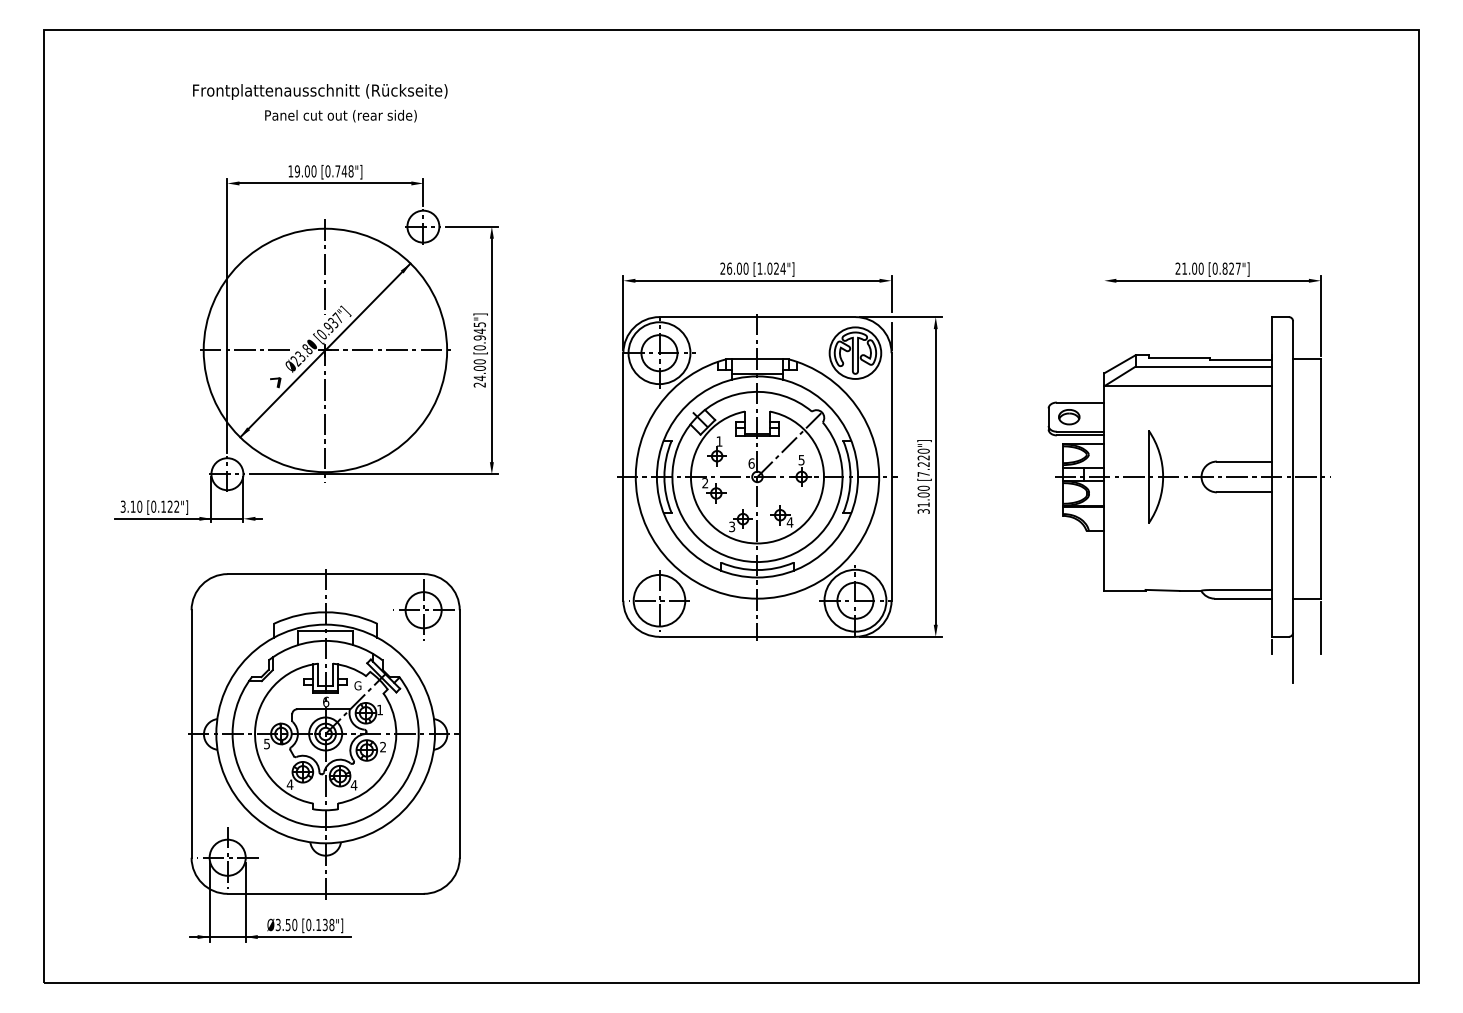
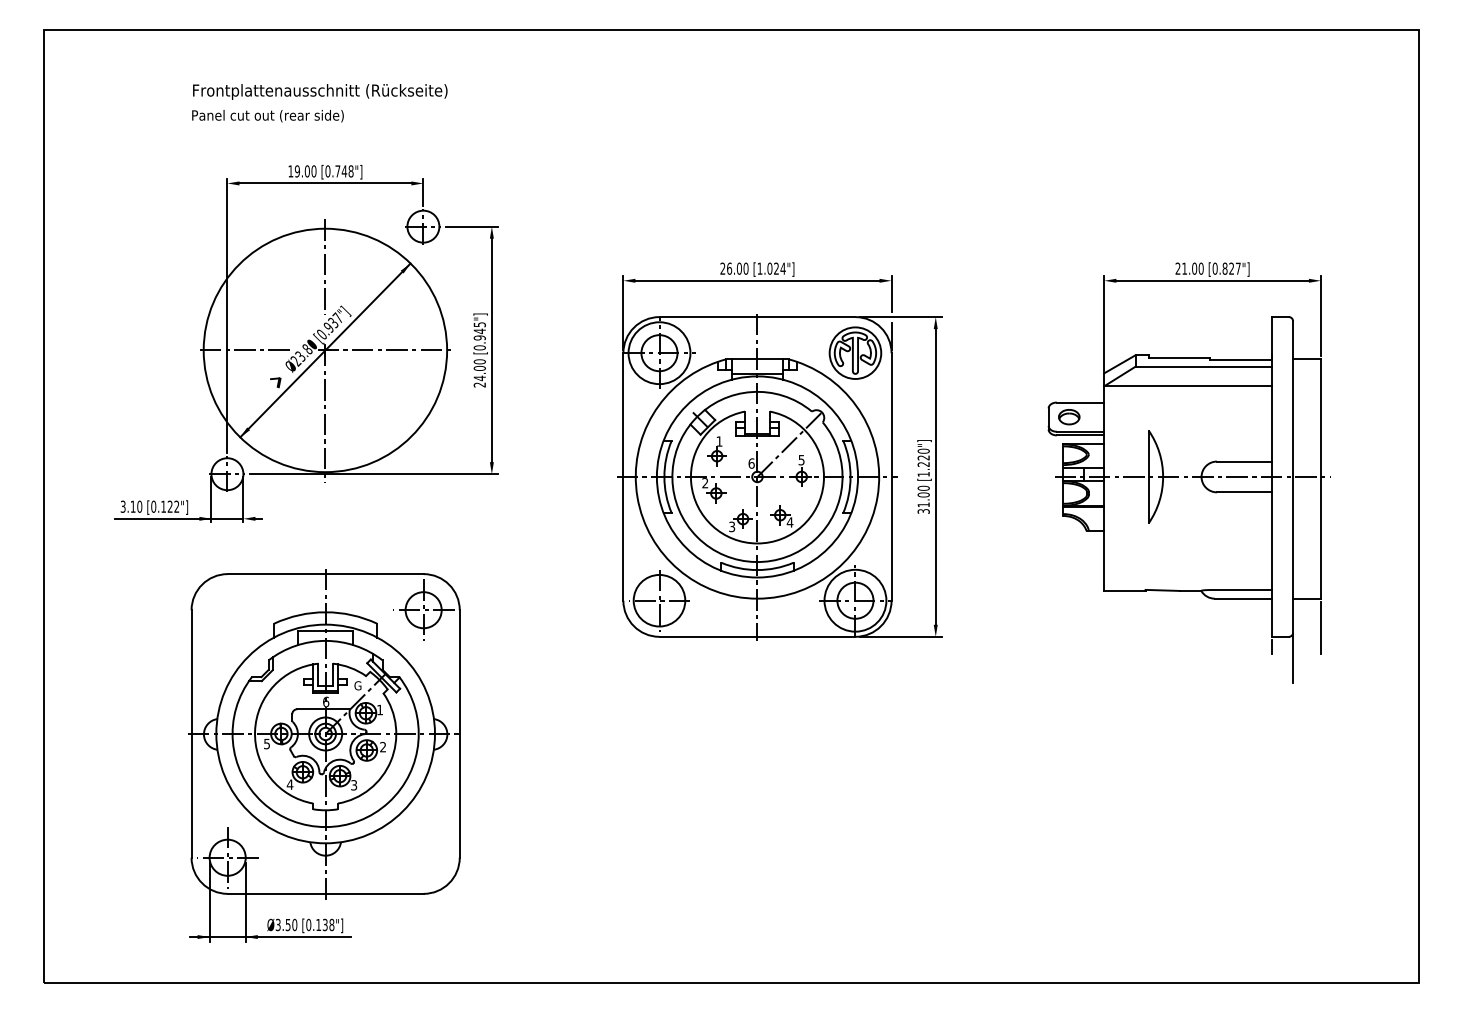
text position: (340, 116) -> (267, 116) (267, 116)
line: none -> present (1104, 323)
text: [7.220"] -> [1.220"] (923, 474)
text: 4 -> 3 (353, 785)
